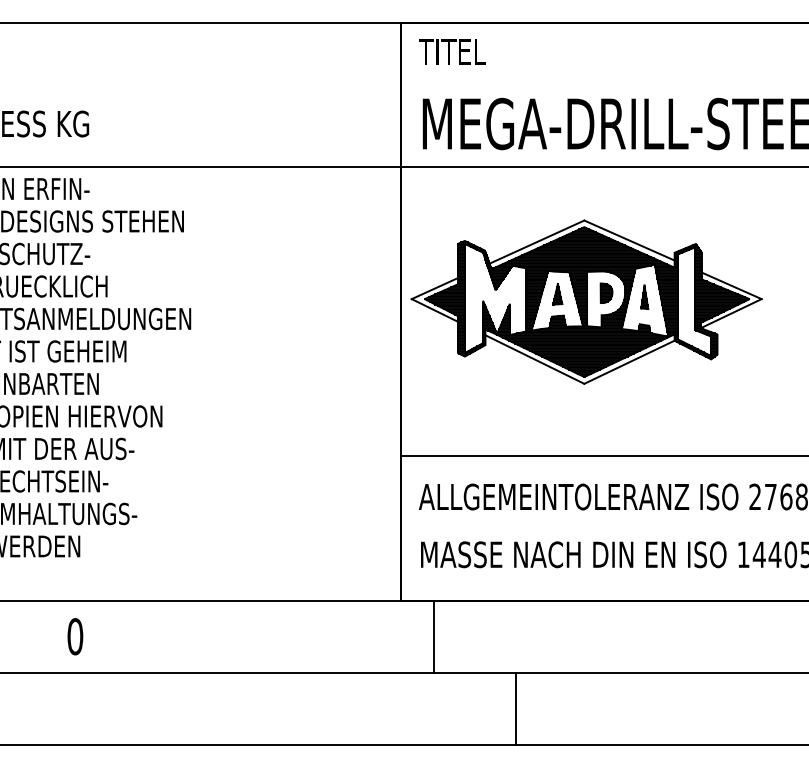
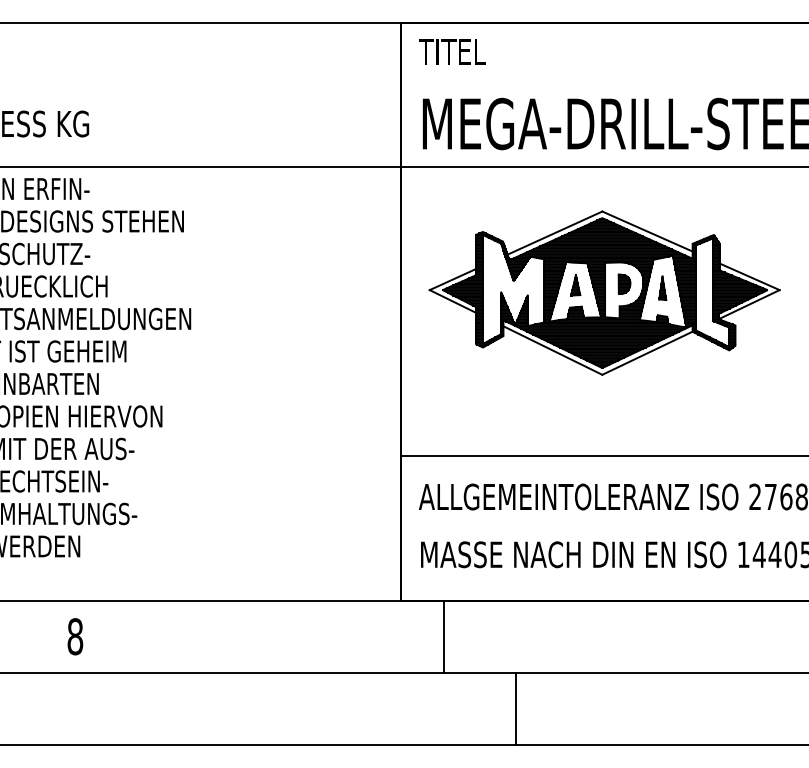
part position: (586, 301) -> (604, 292) (604, 292)
text: 0 -> 8 (75, 636)
line position: (434, 636) -> (444, 636) (444, 636)
